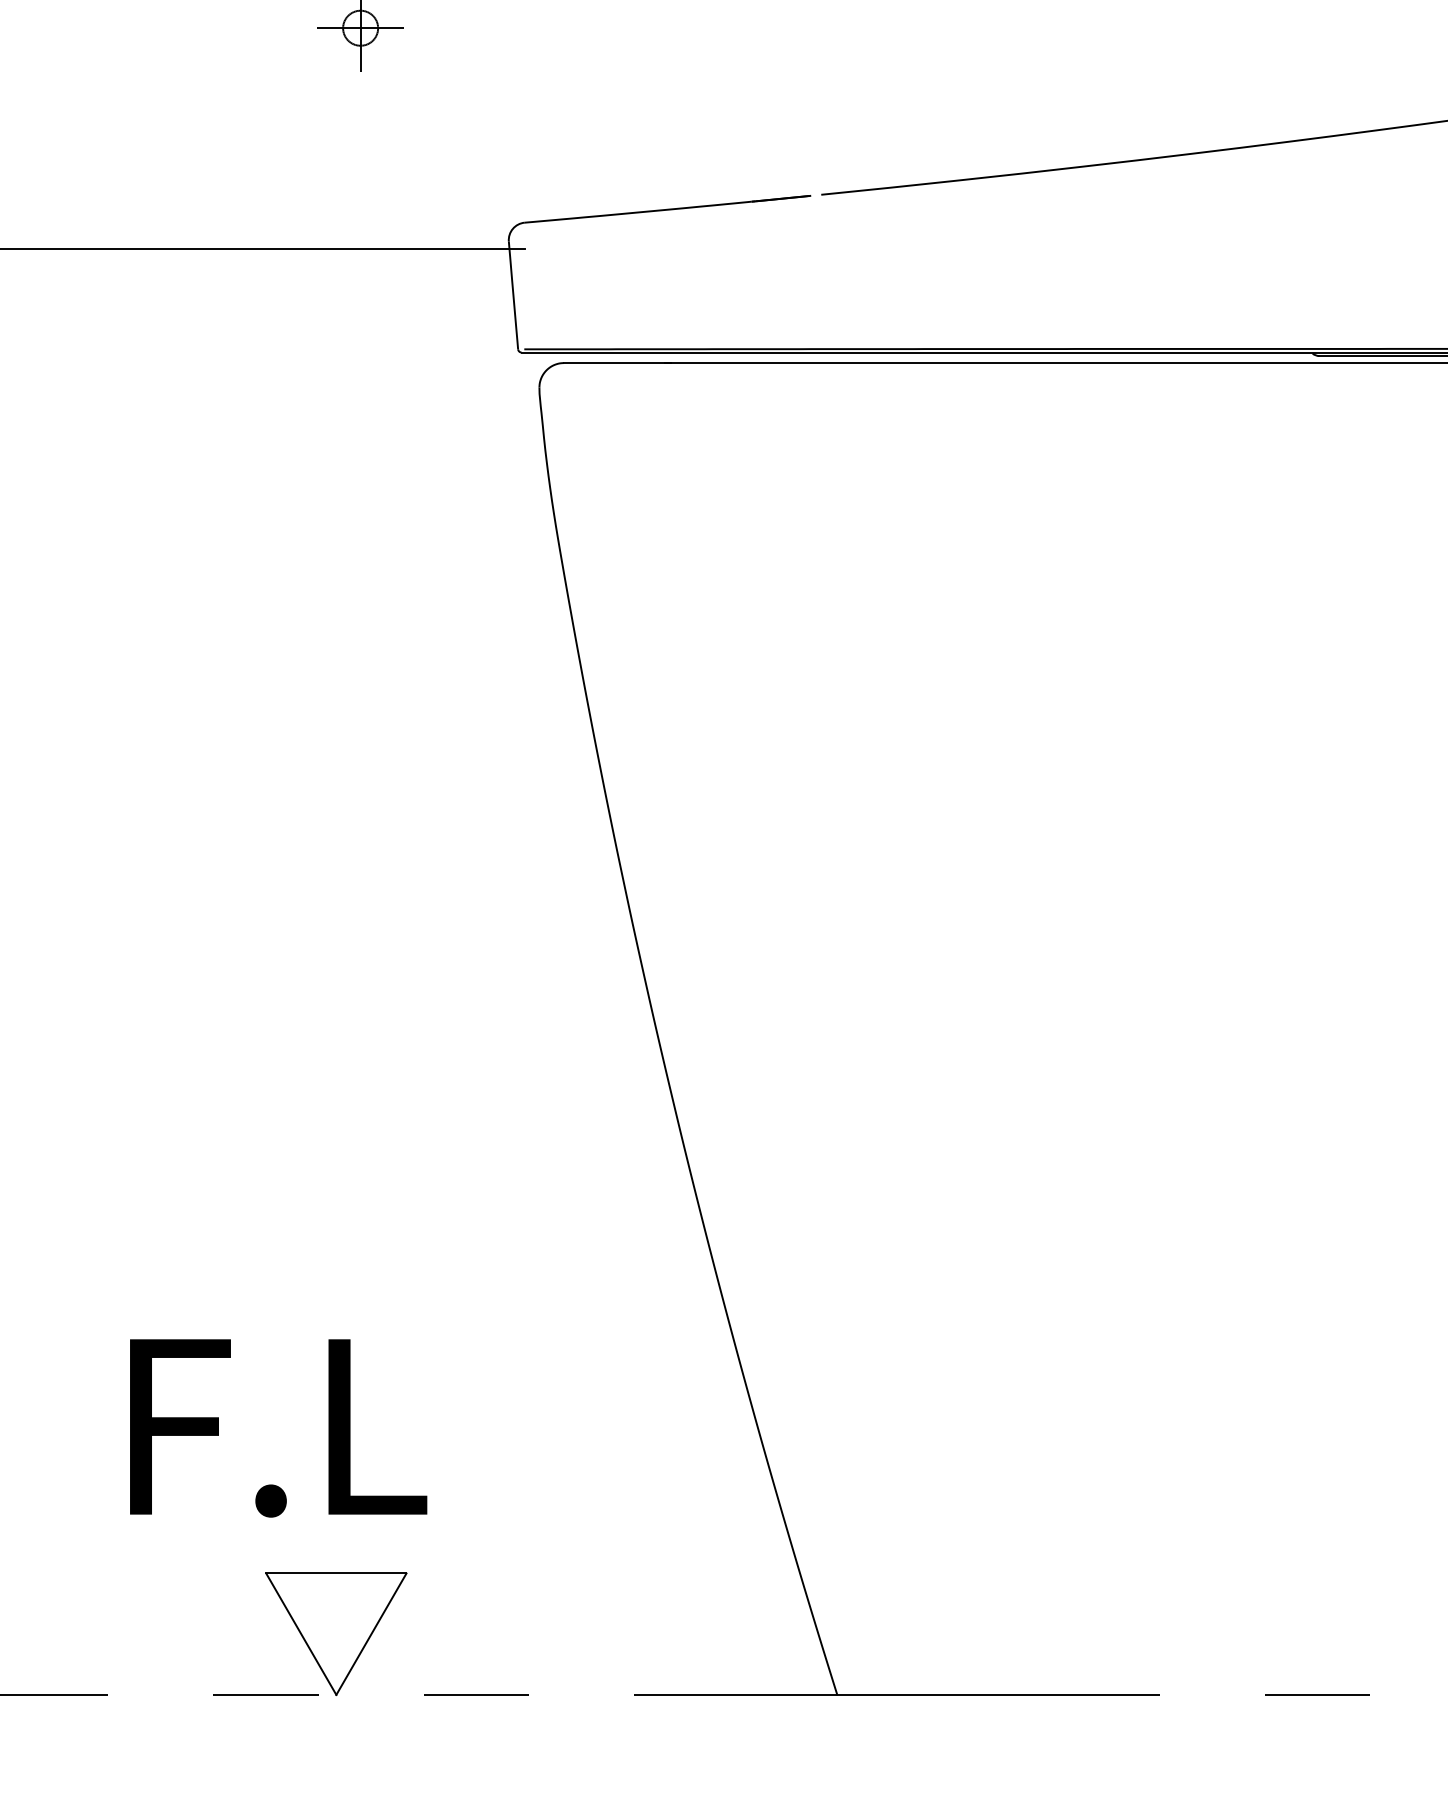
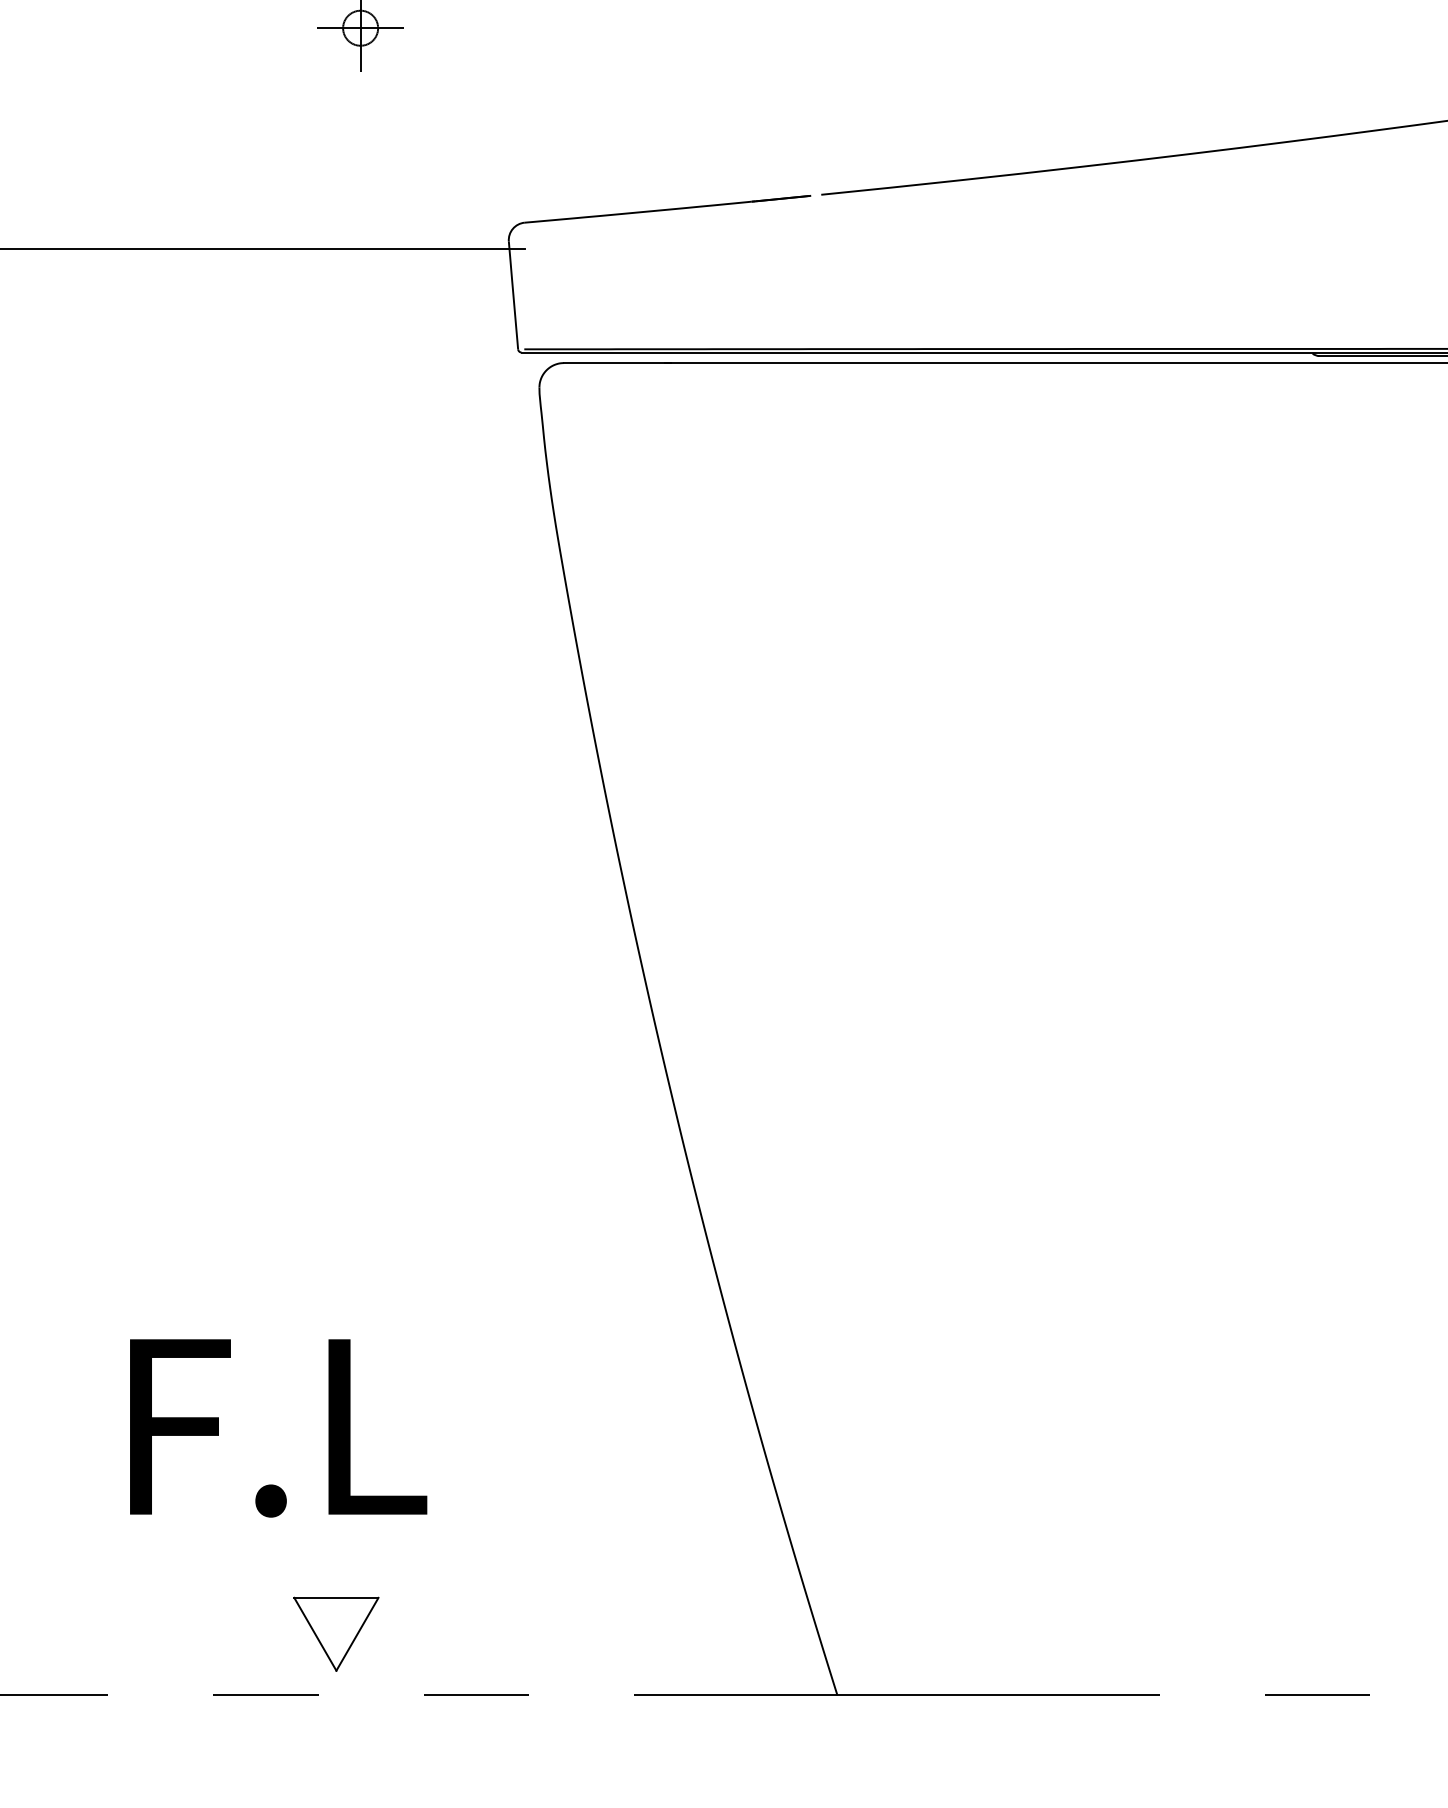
part size: 143x125 px -> 87x76 px (336, 1633)
